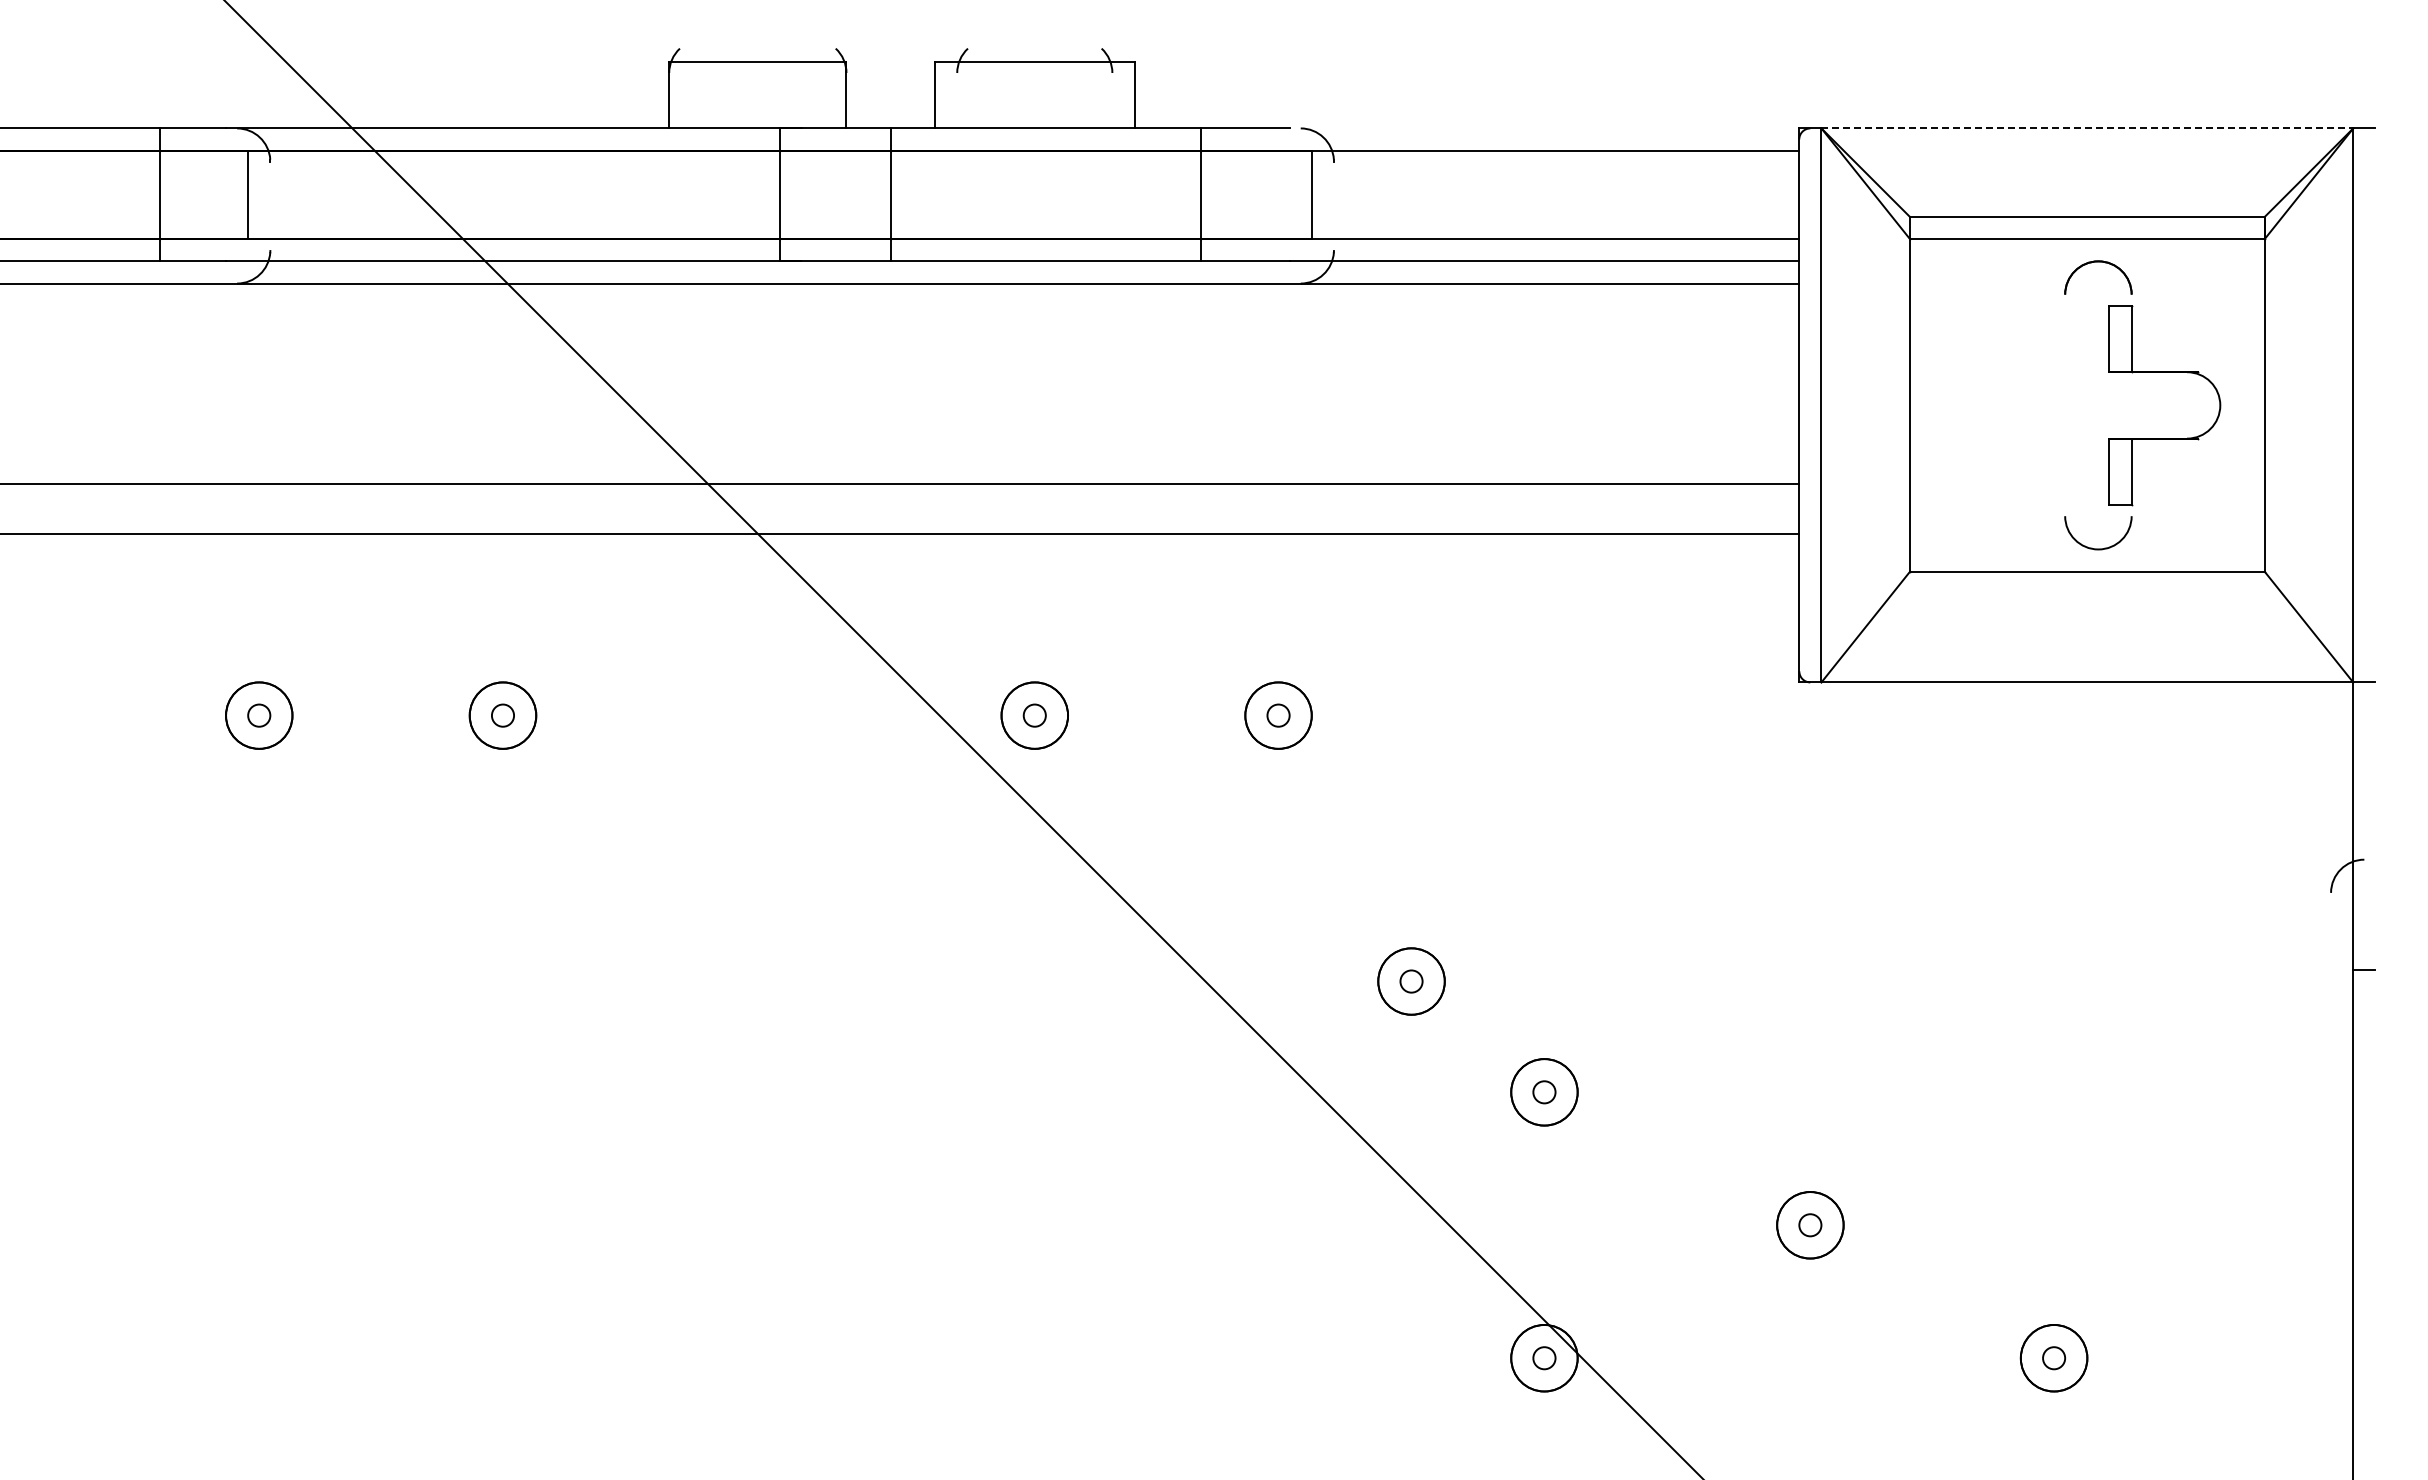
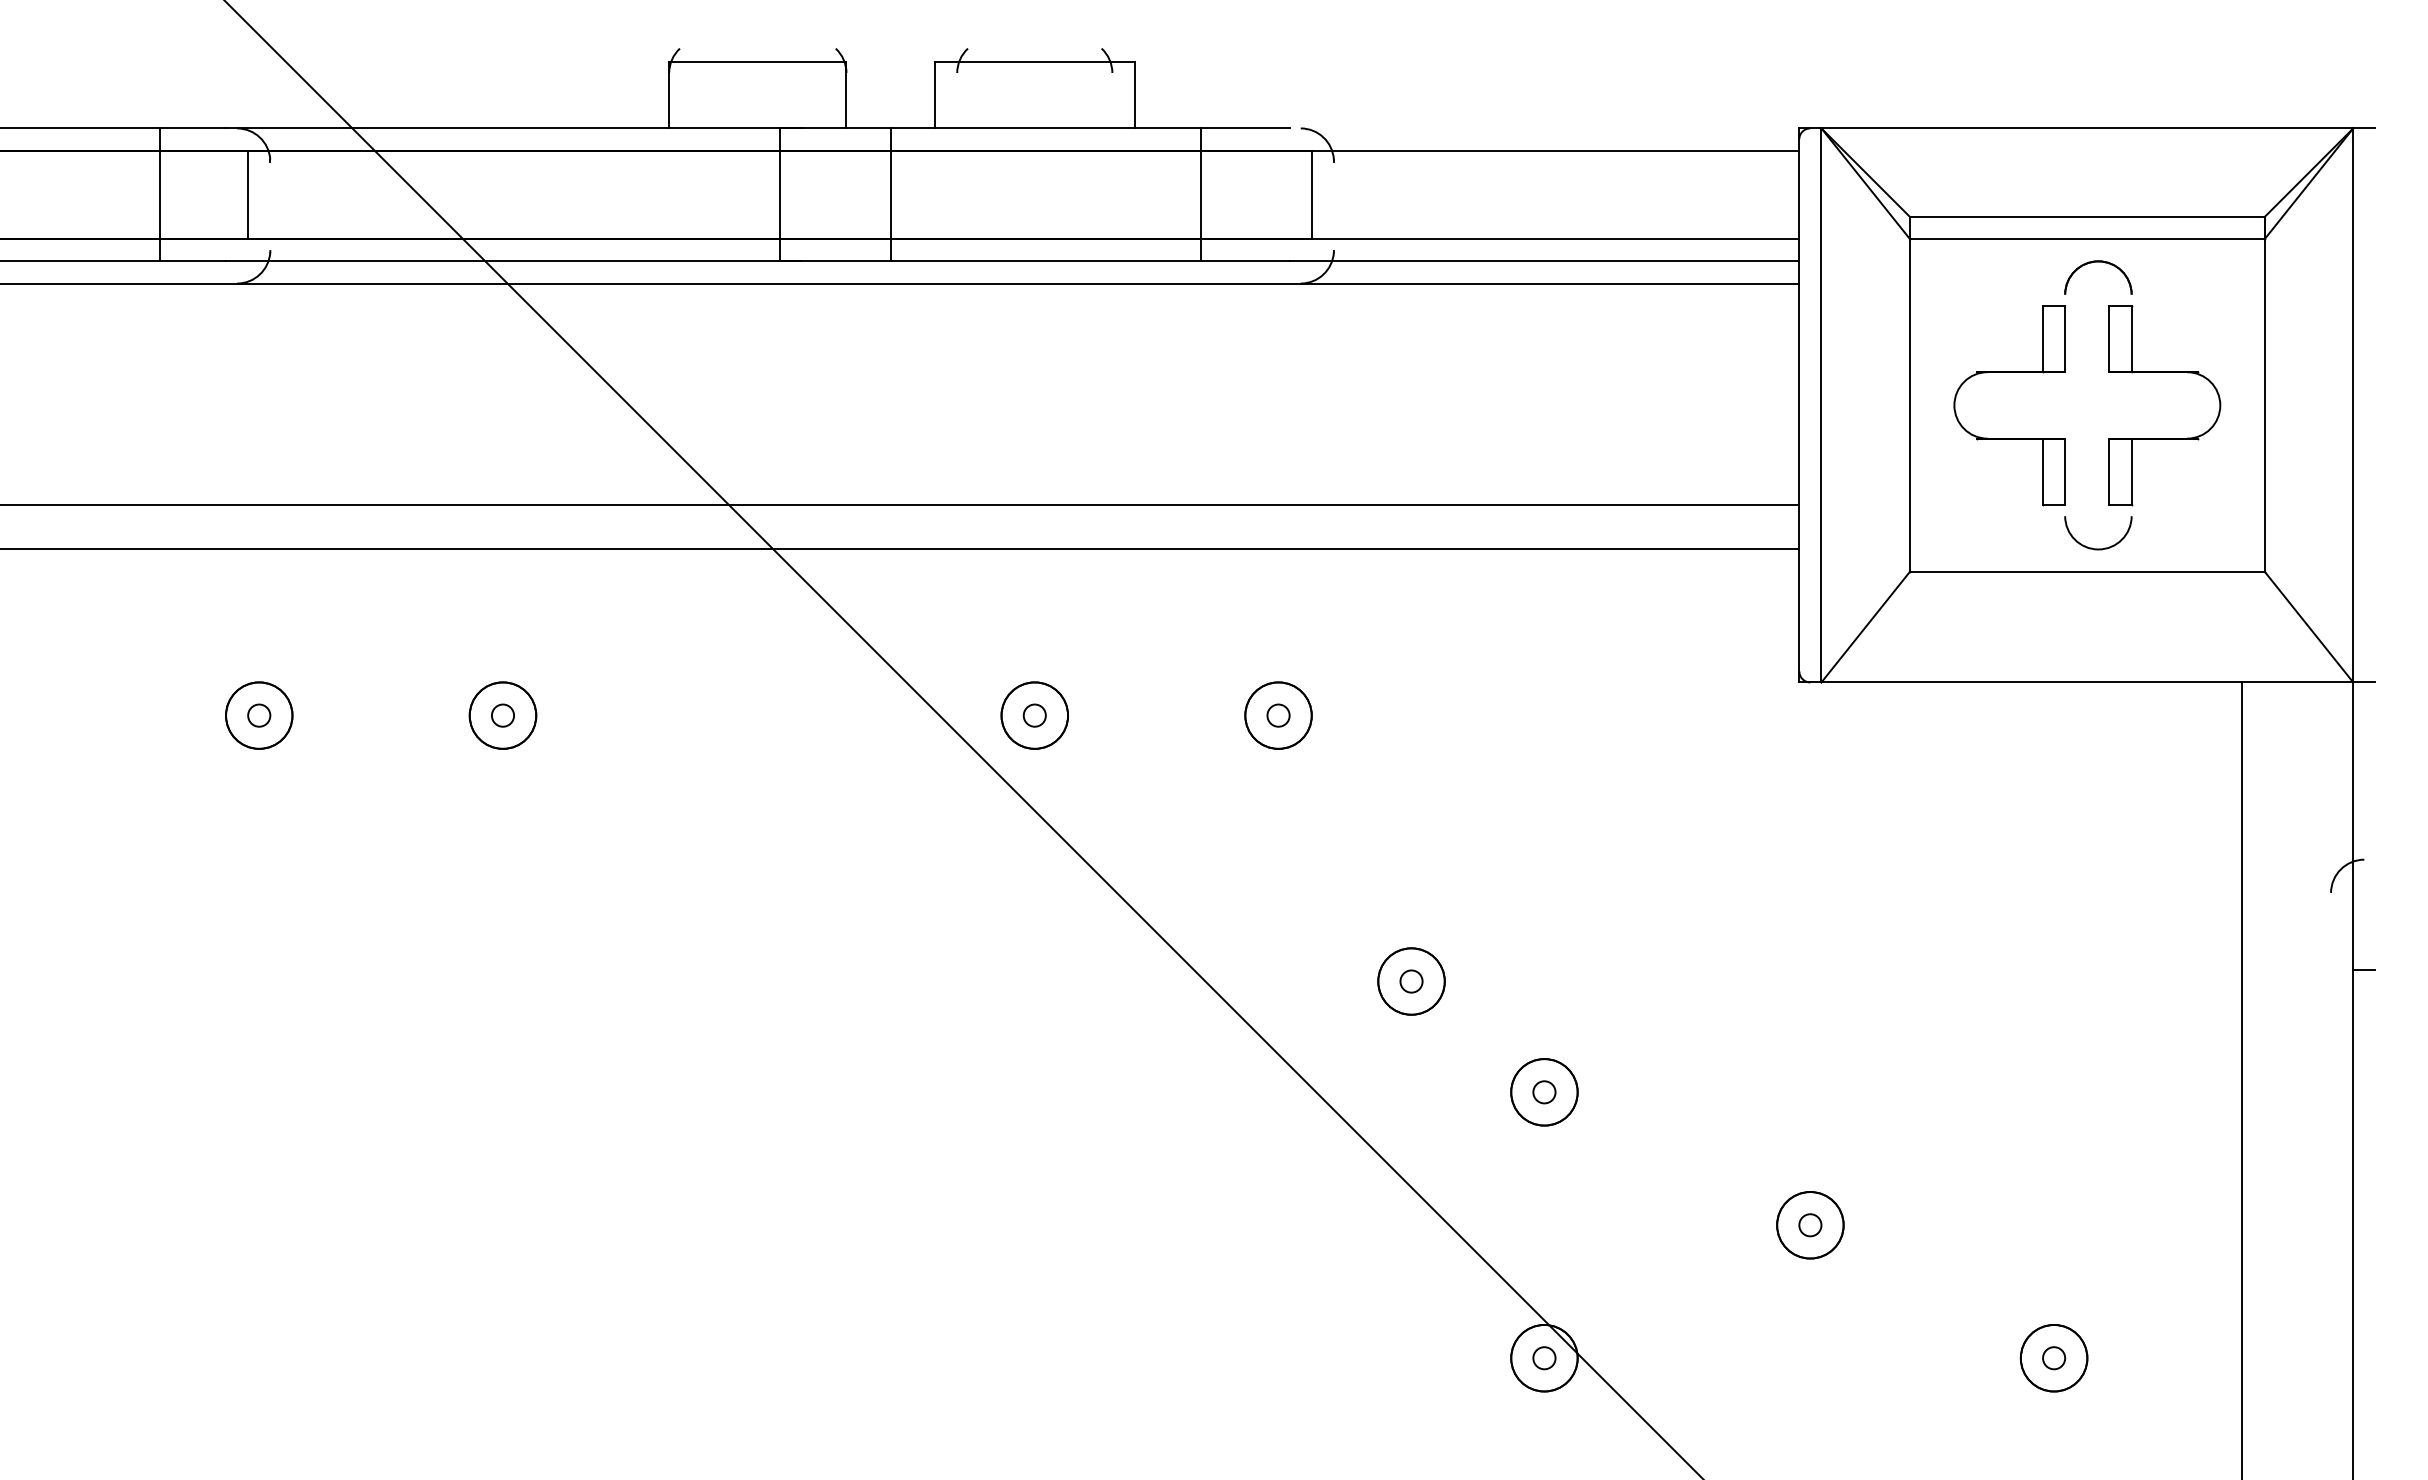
line: dashed -> solid (2087, 128)
part: none -> present (2009, 372)
line position: (900, 484) -> (900, 505) (900, 505)
line position: (900, 534) -> (900, 549) (900, 549)
line: none -> present (2242, 1079)
